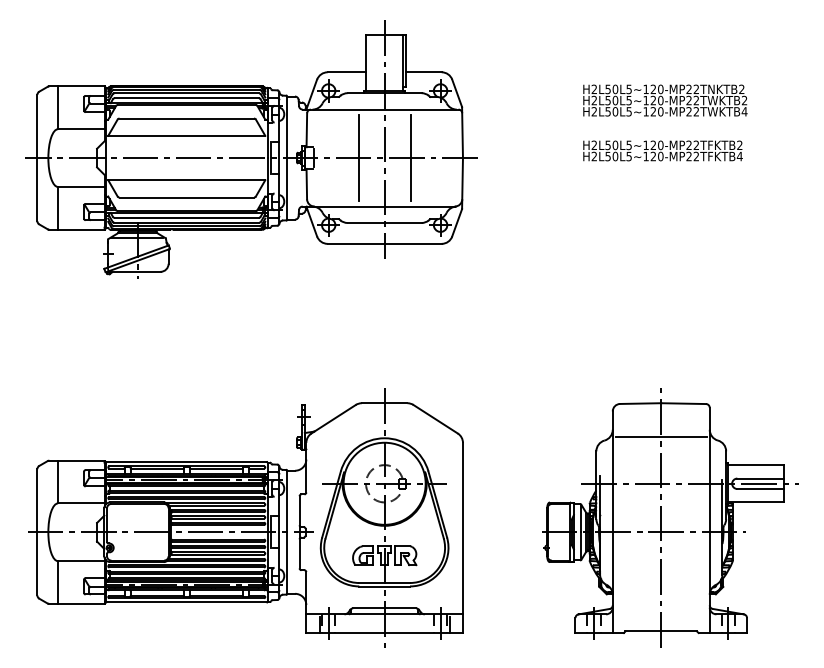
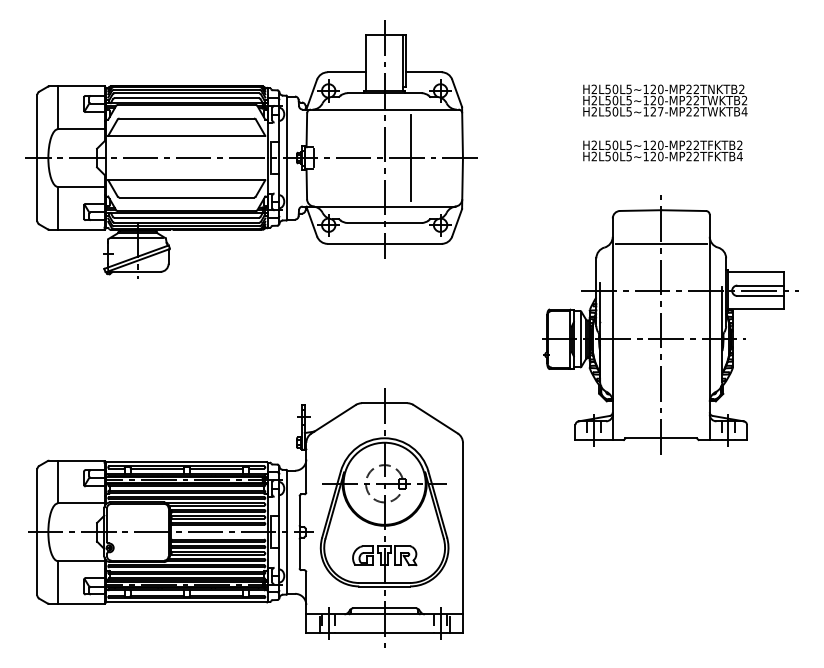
text: H2L50L5~120-MP22TWKTB4 -> H2L50L5~127-MP22TWKTB4 (660, 111)
line: present -> none (358, 157)
part position: (670, 517) -> (670, 324) (670, 324)
